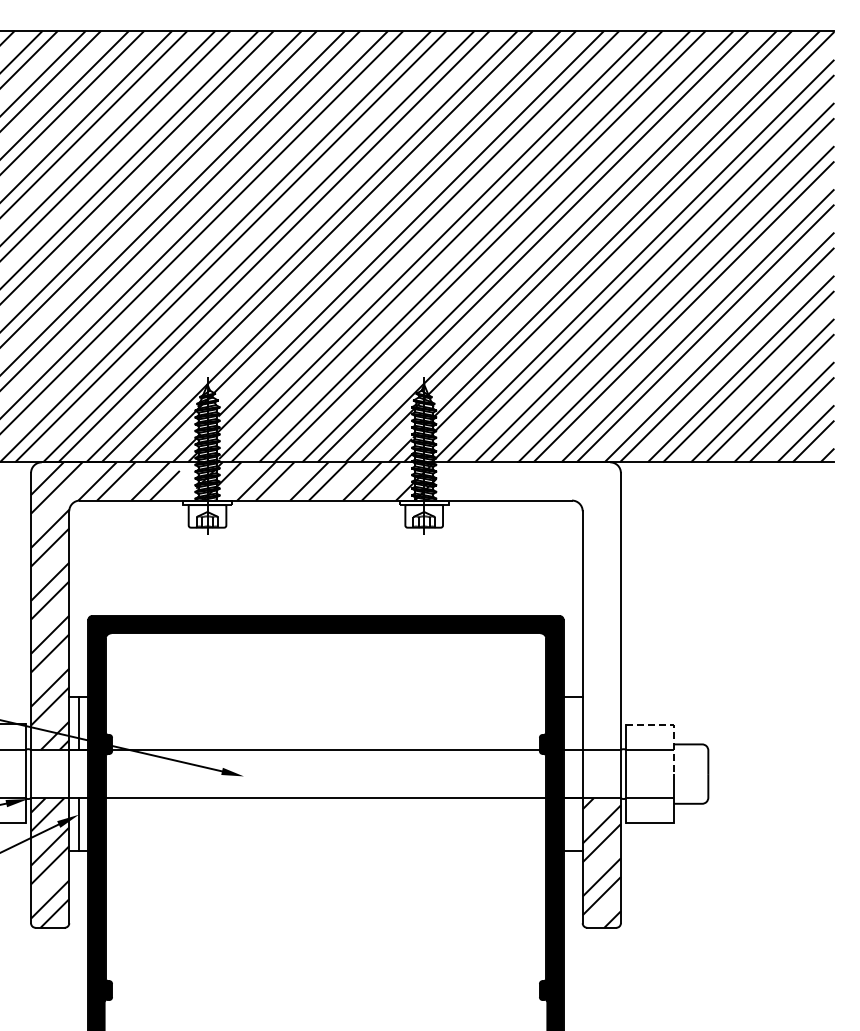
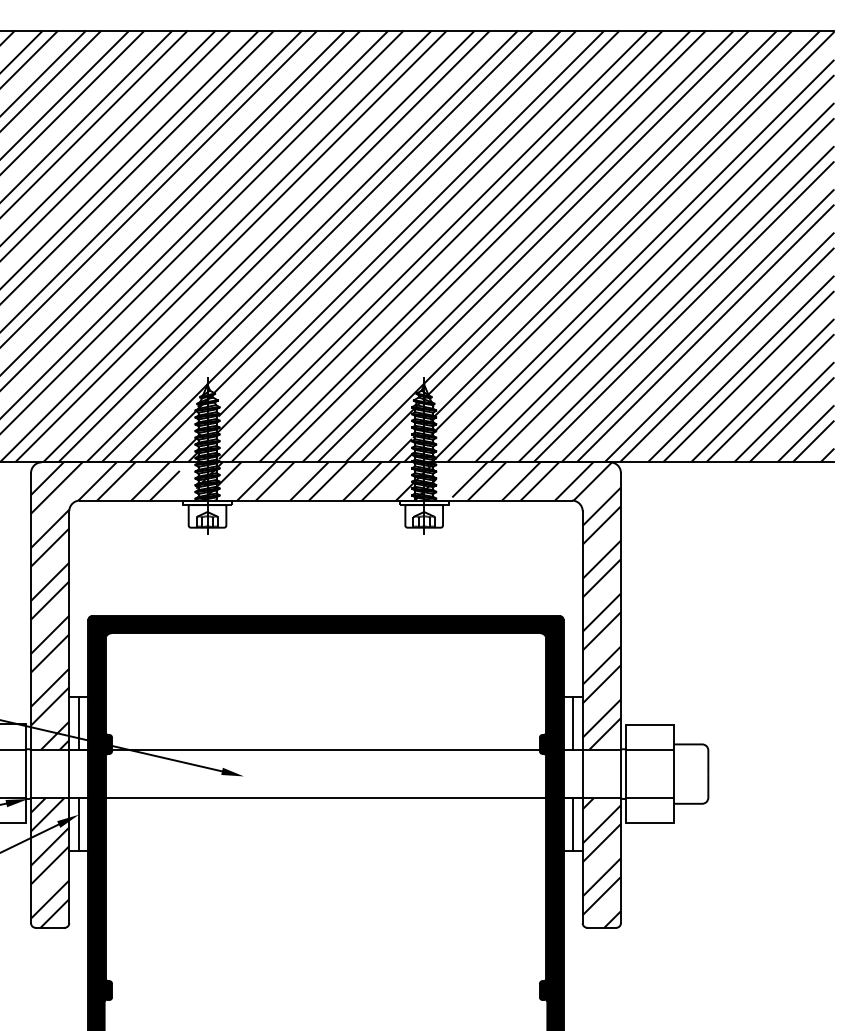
hatch: none -> present (536, 605)
line: none -> present (572, 723)
line: dashed -> solid (674, 725)
line: none -> present (572, 824)
